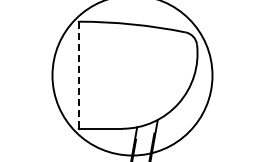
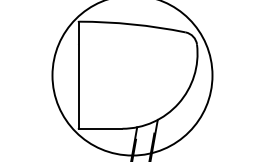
line: dashed -> solid (78, 75)
